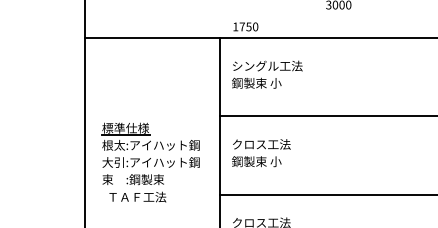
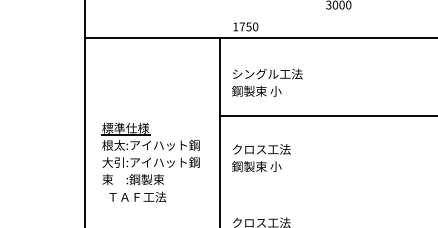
text position: (267, 74) -> (267, 82) (267, 82)
text position: (261, 153) -> (261, 158) (261, 158)
line: present -> none (326, 194)
